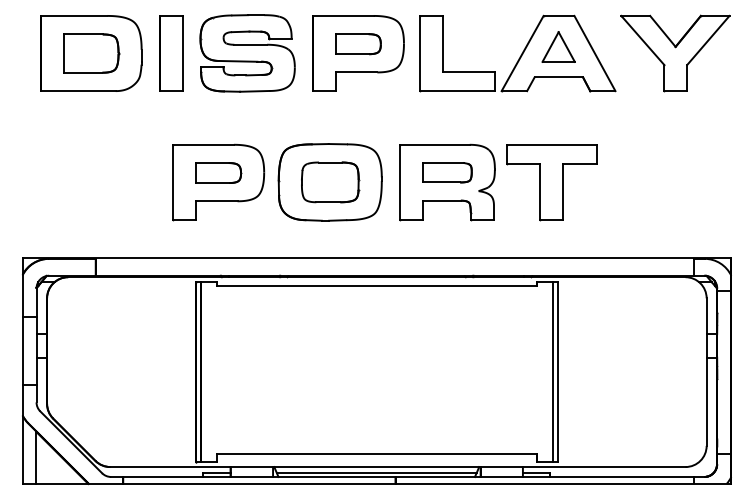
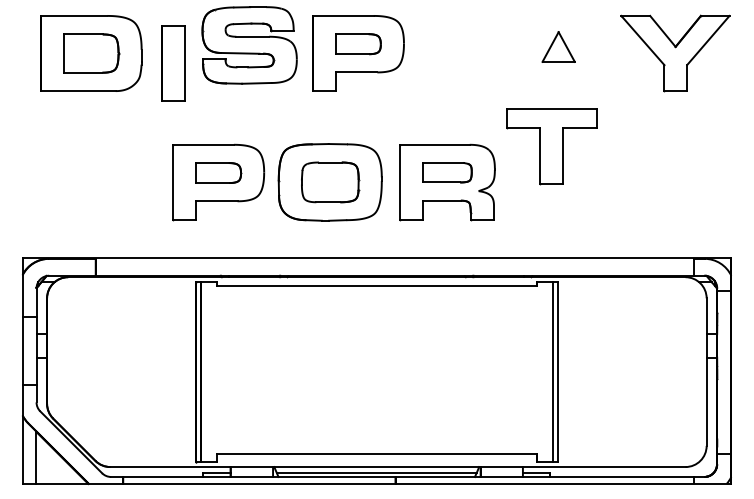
part position: (171, 53) -> (173, 63) (173, 63)
part position: (247, 53) -> (249, 45) (249, 45)
part: present -> none (517, 53)
part position: (551, 182) -> (551, 146) (551, 146)
